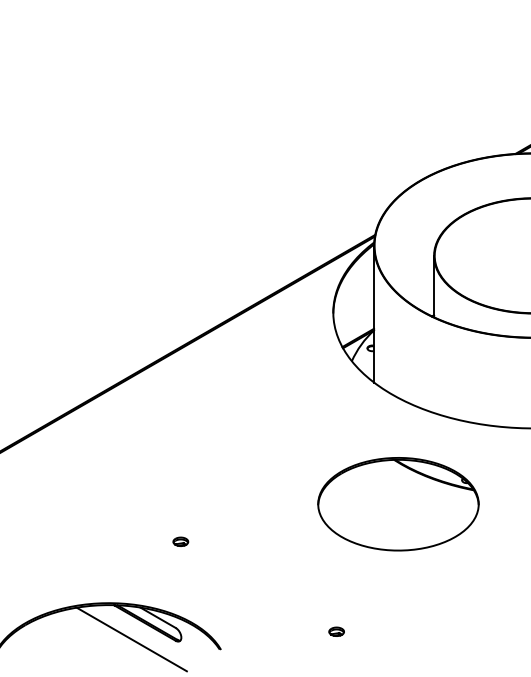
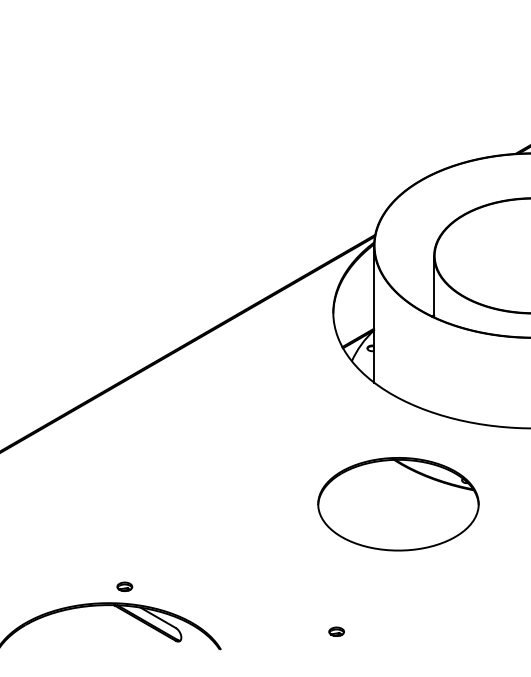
part position: (180, 541) -> (124, 586) (124, 586)
line: present -> none (131, 639)
